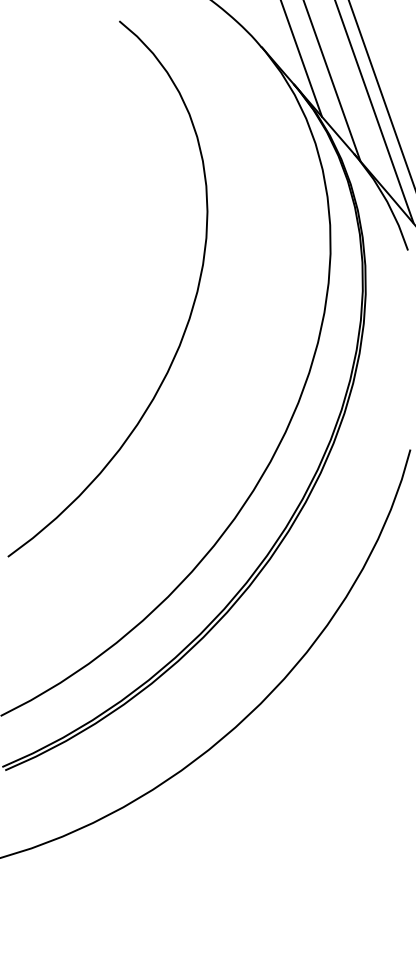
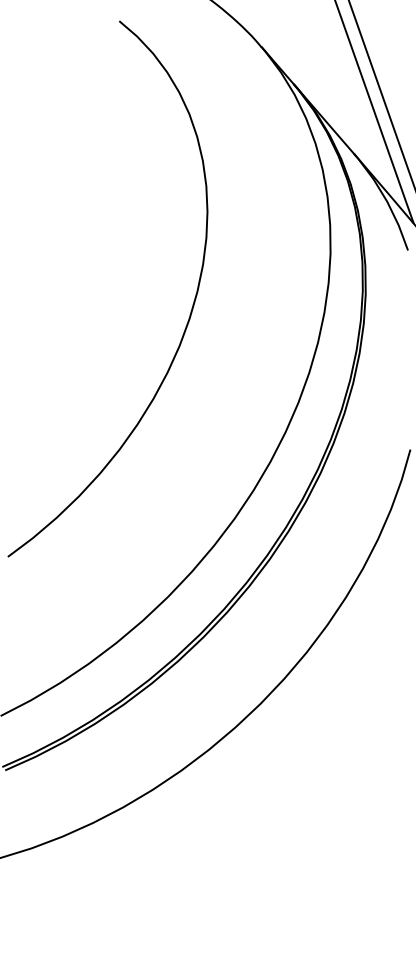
line: present -> none (301, 59)
line: present -> none (332, 81)
